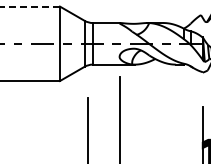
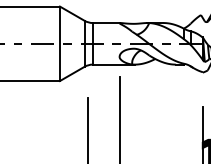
line: dashed -> solid (29, 6)
